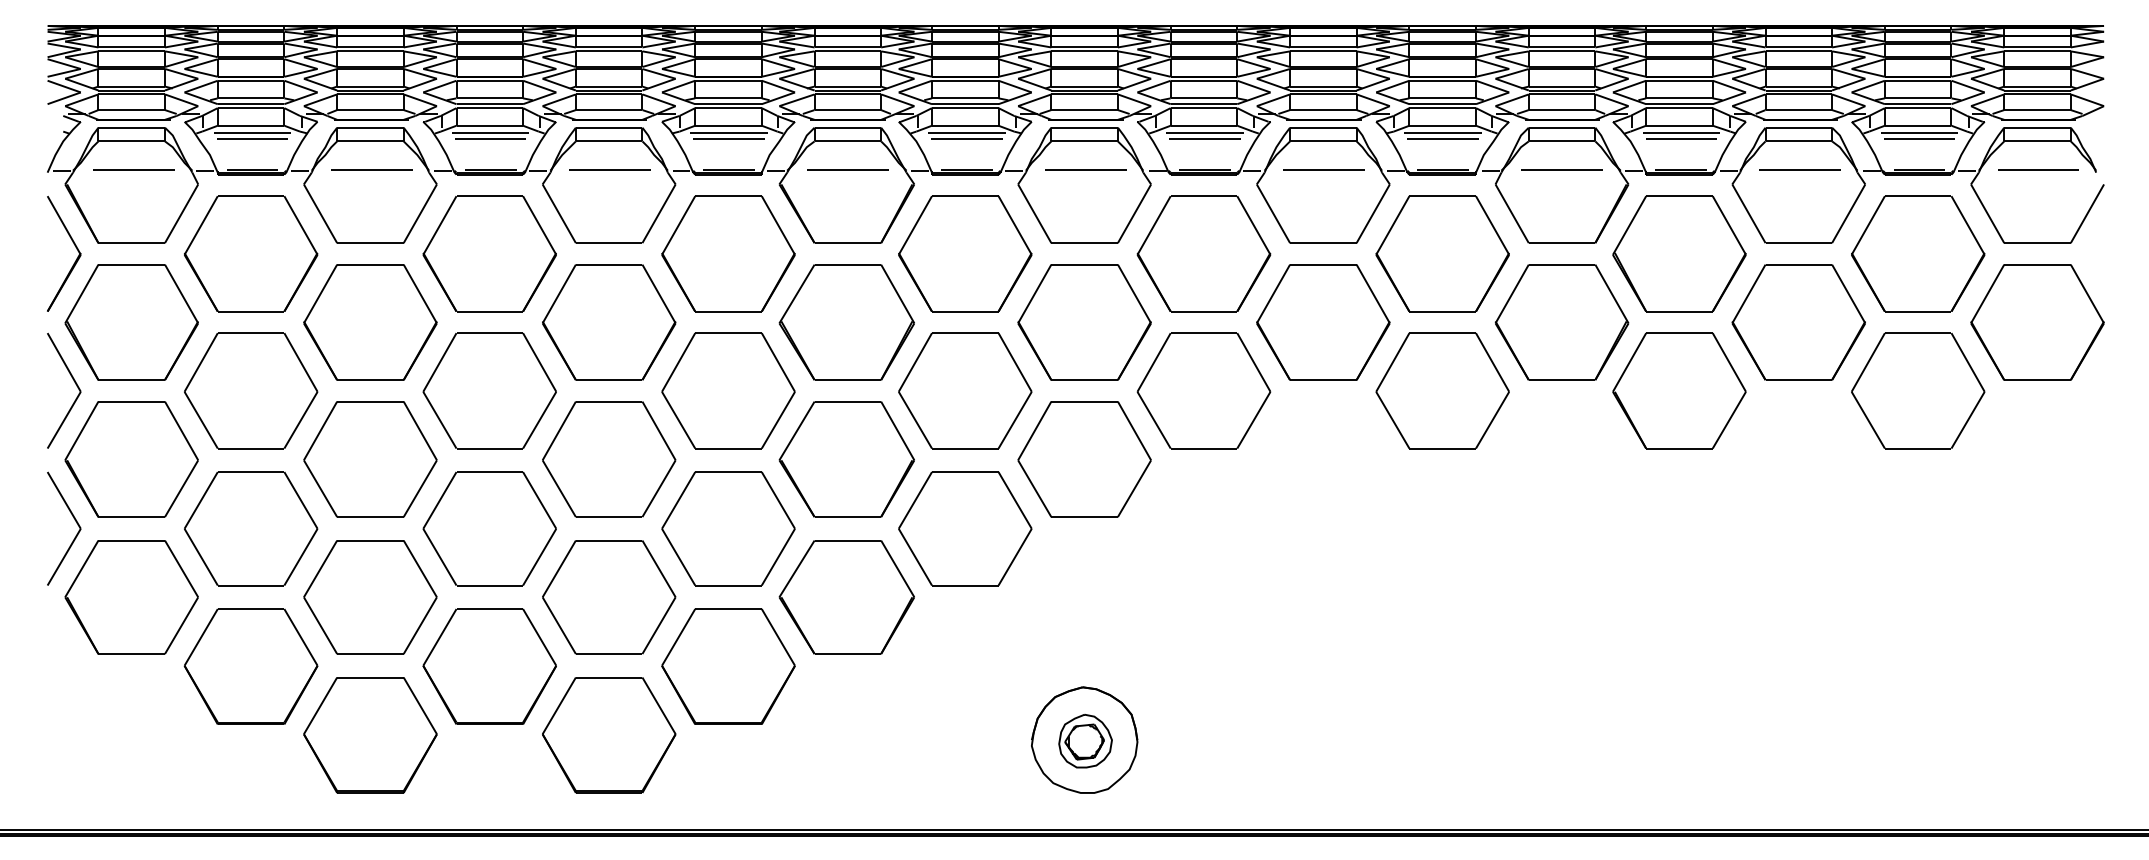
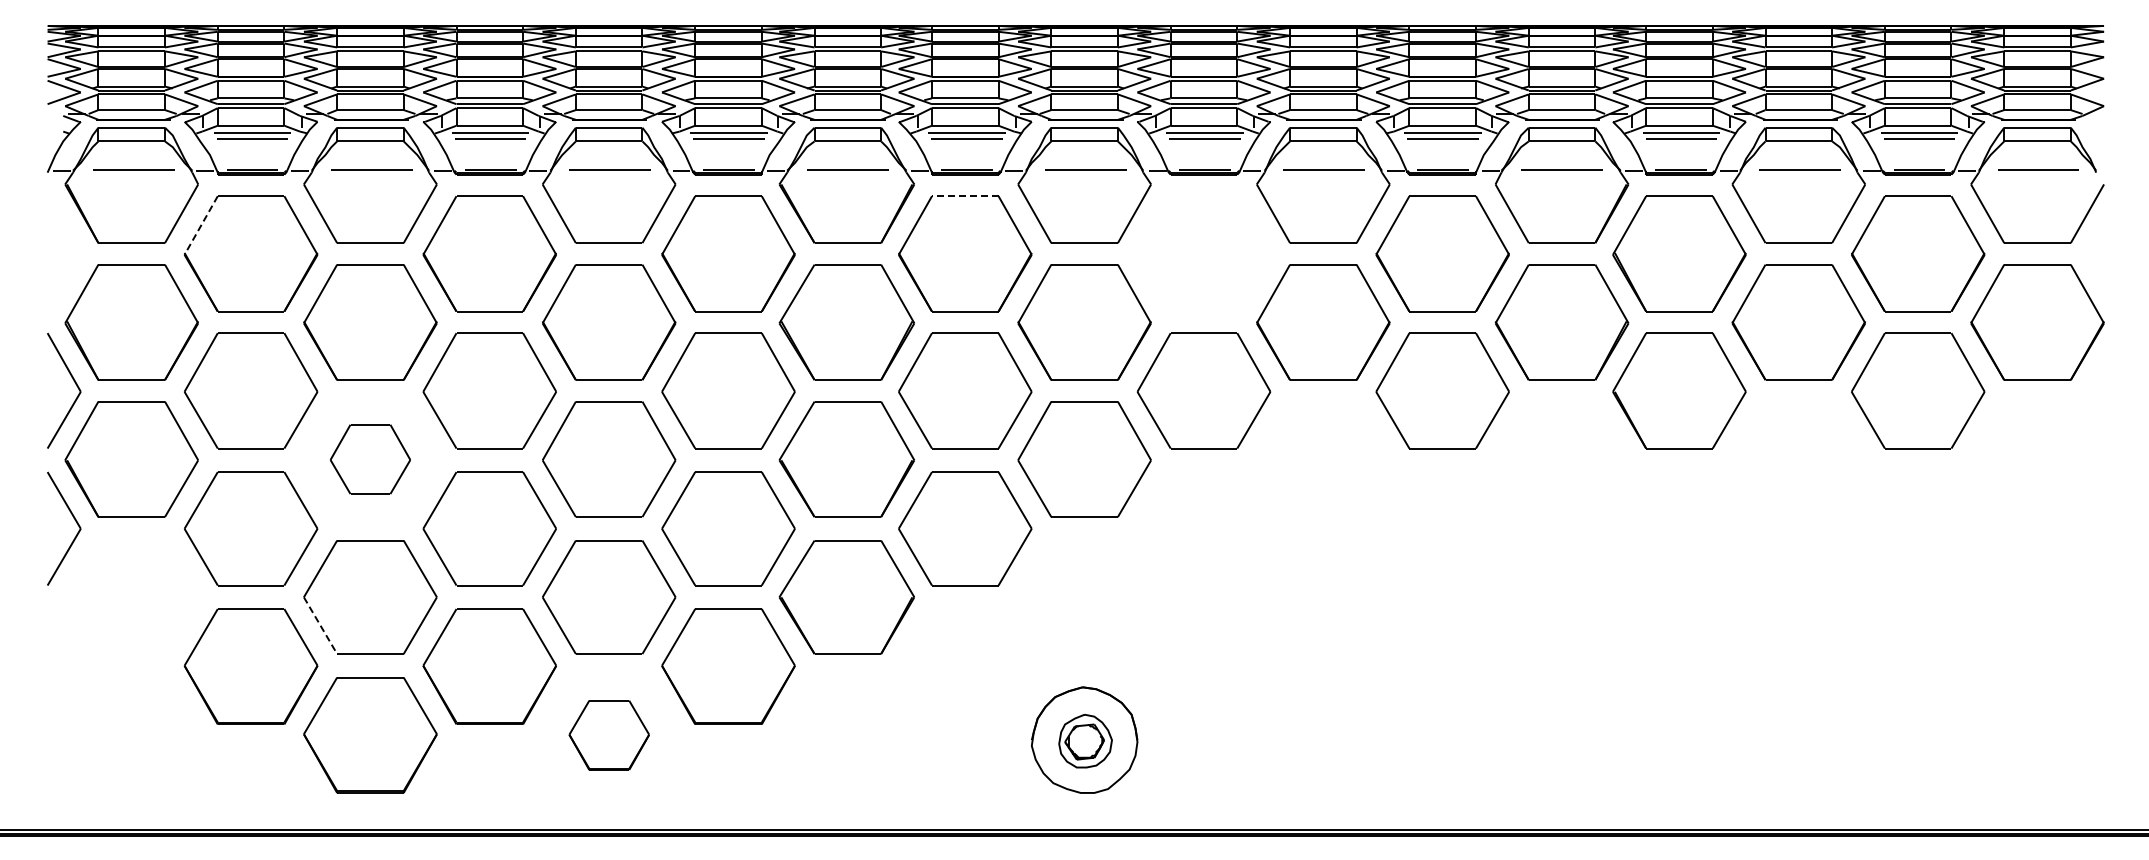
line: solid -> dashed (964, 196)
line: solid -> dashed (201, 225)
part: present -> none (75, 247)
part: present -> none (1203, 253)
part size: 135x117 px -> 81x71 px (370, 459)
part: present -> none (131, 597)
line: solid -> dashed (320, 625)
part size: 135x117 px -> 82x71 px (608, 735)
